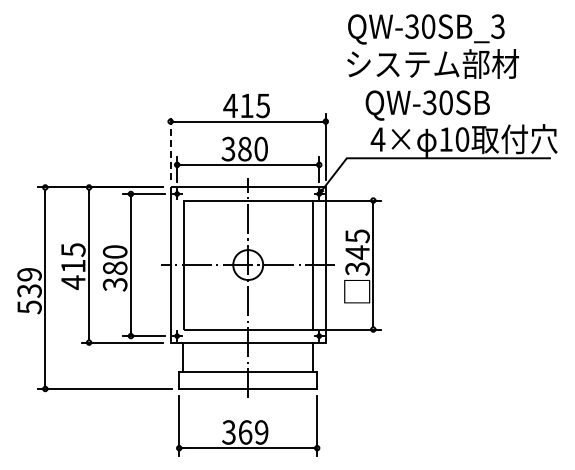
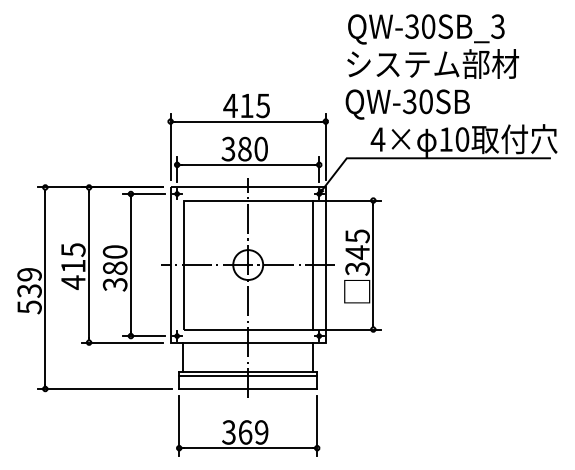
text position: (427, 105) -> (407, 104) (407, 104)
line: dashed -> solid (170, 147)
line: none -> present (248, 375)
